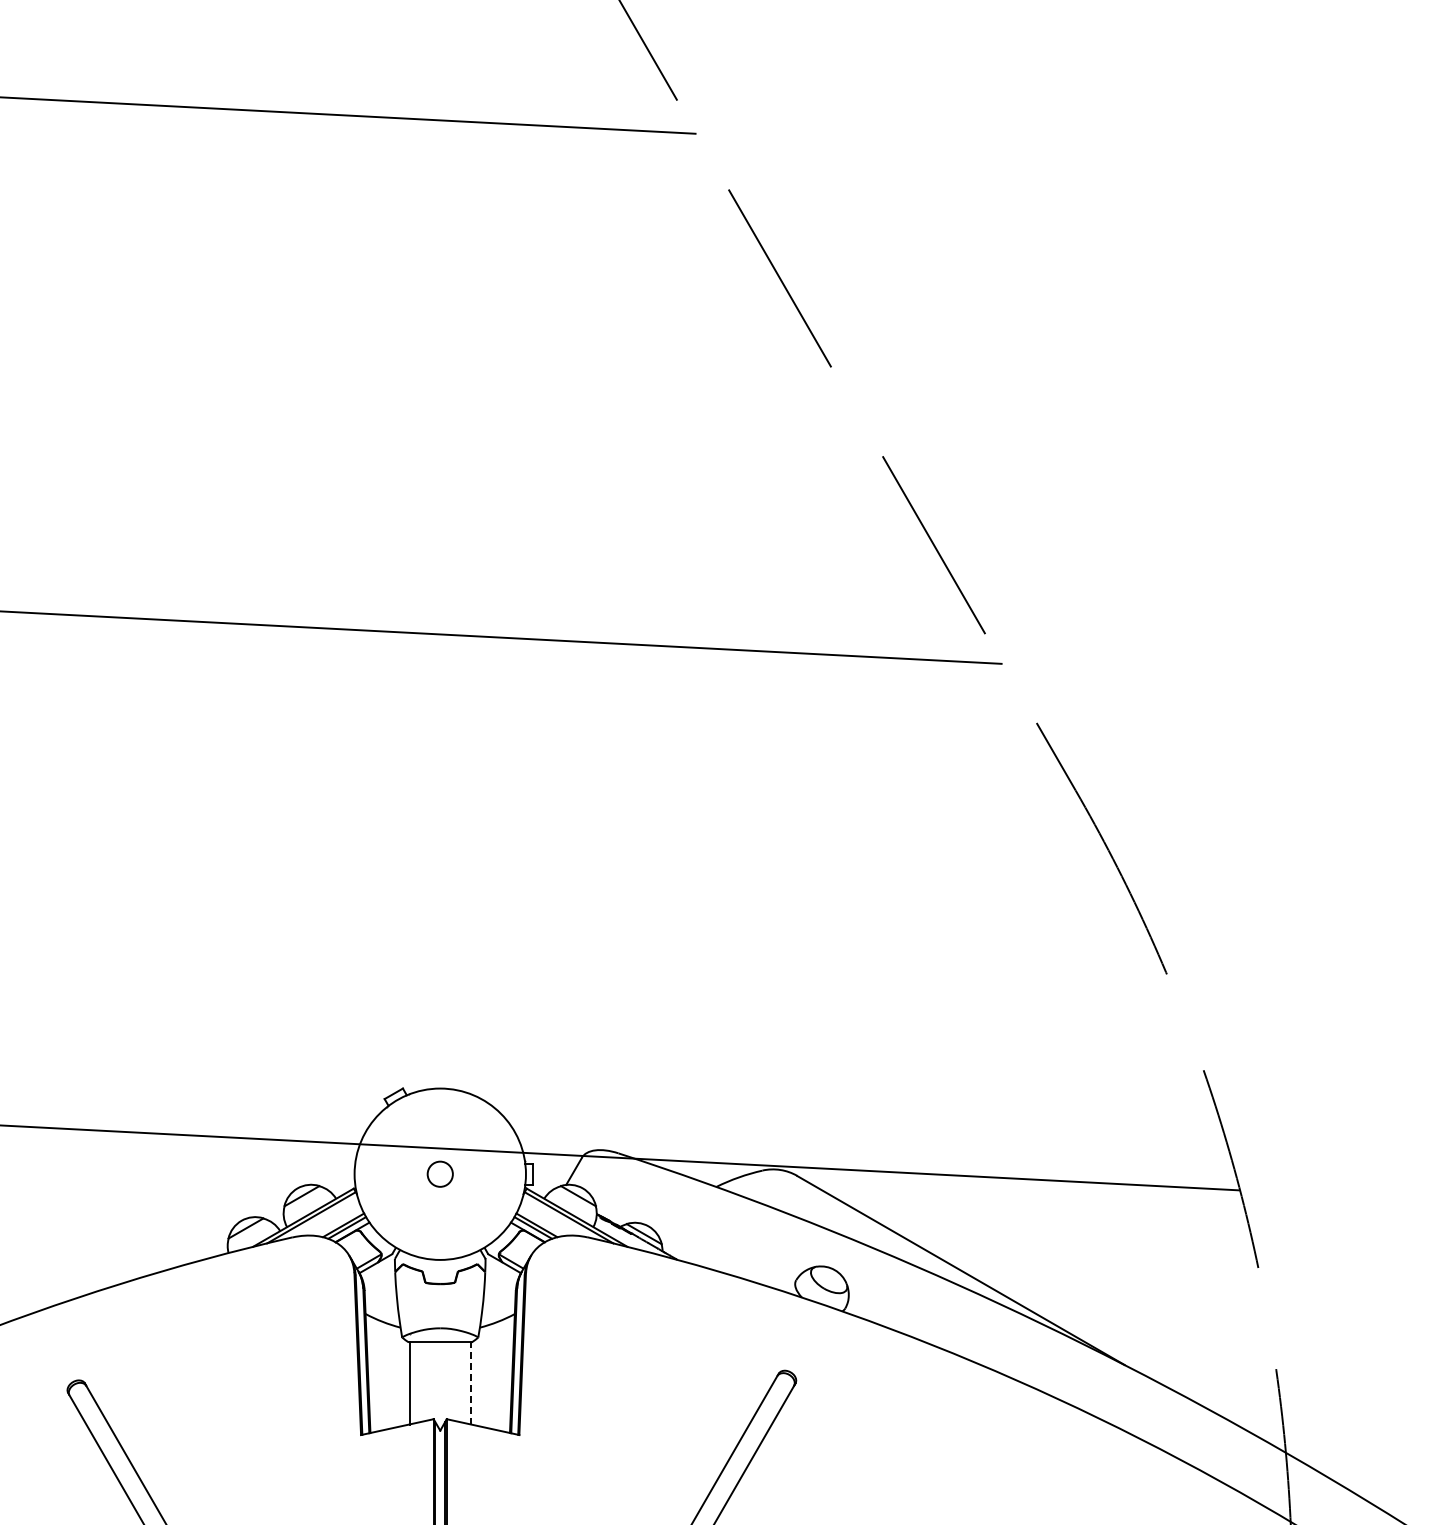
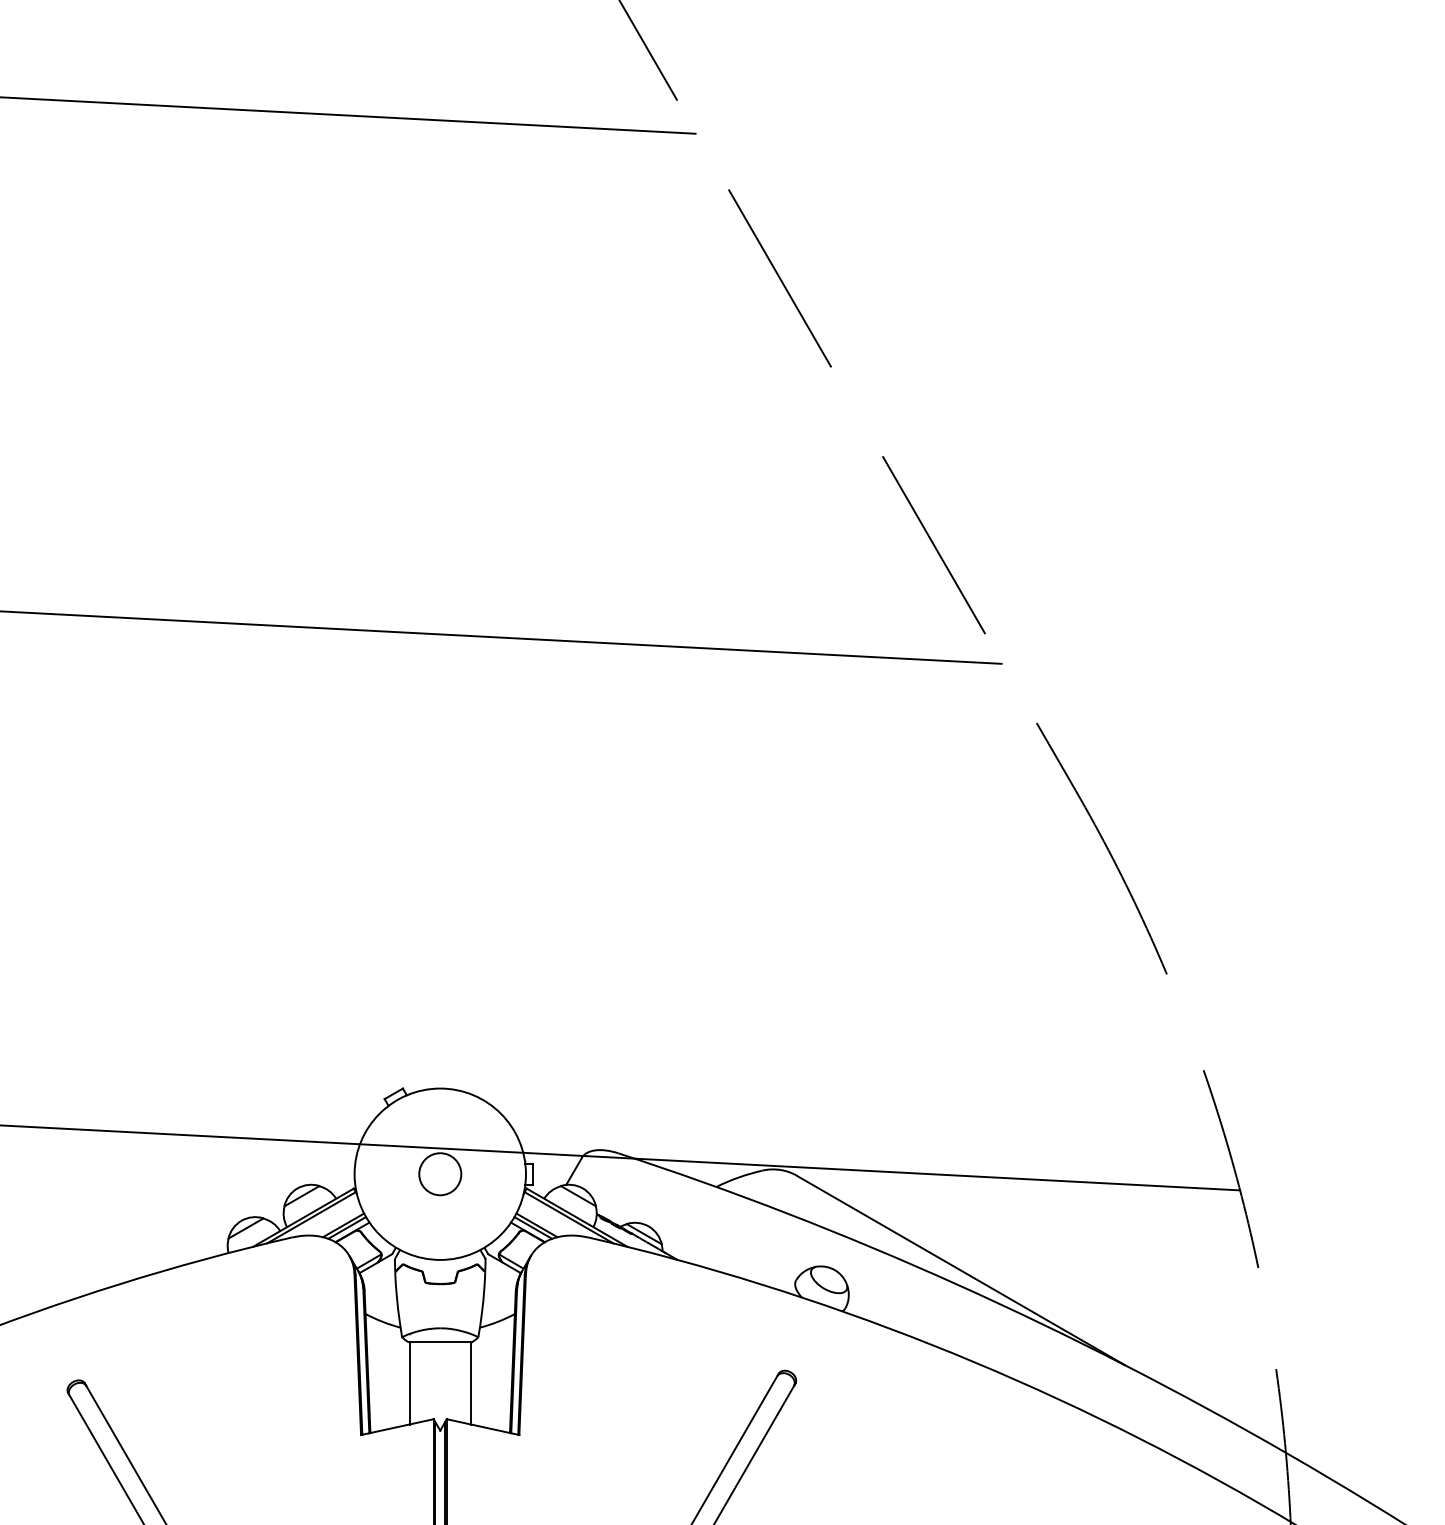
circle diameter: 25 px -> 42 px (440, 1174)
line: dashed -> solid (471, 1382)
